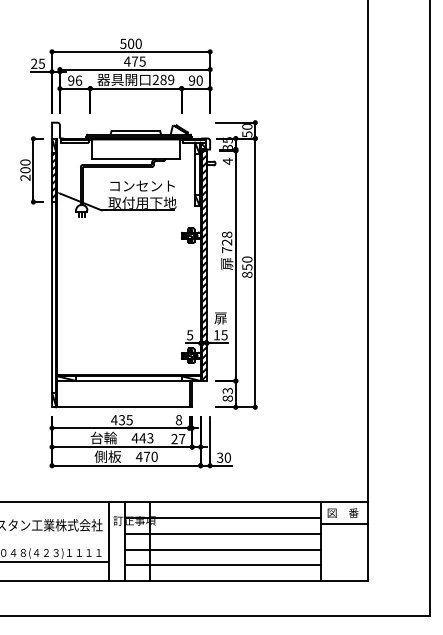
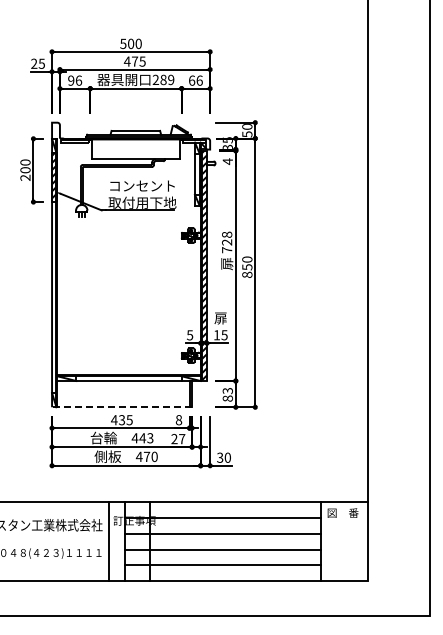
text: 90 -> 66 (195, 80)
line: solid -> dashed (121, 407)
line: present -> none (344, 524)
line: present -> none (55, 562)
